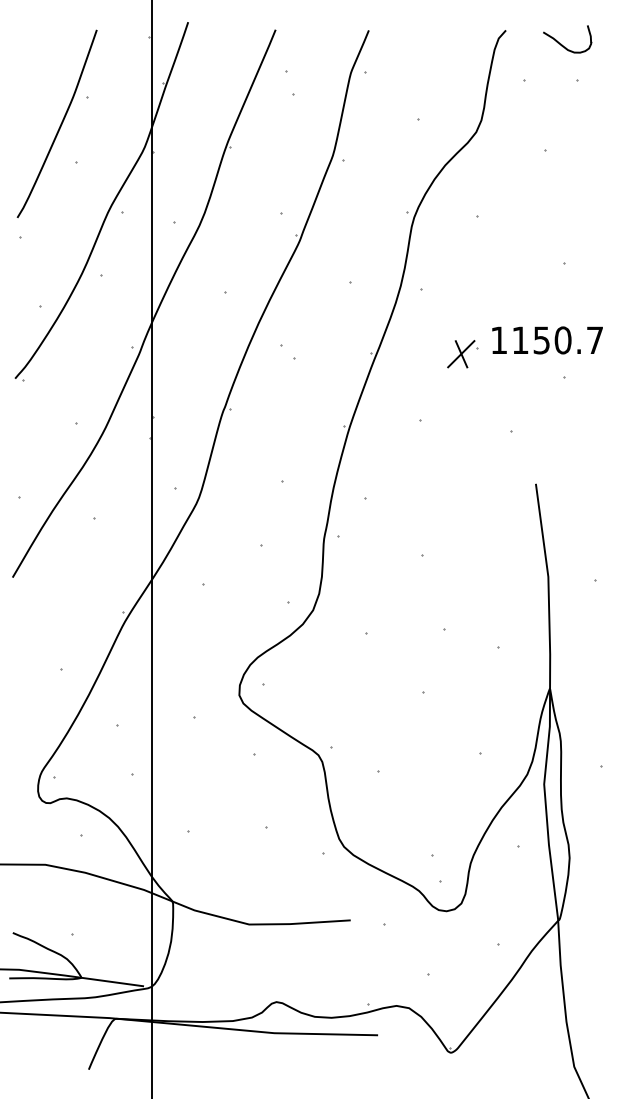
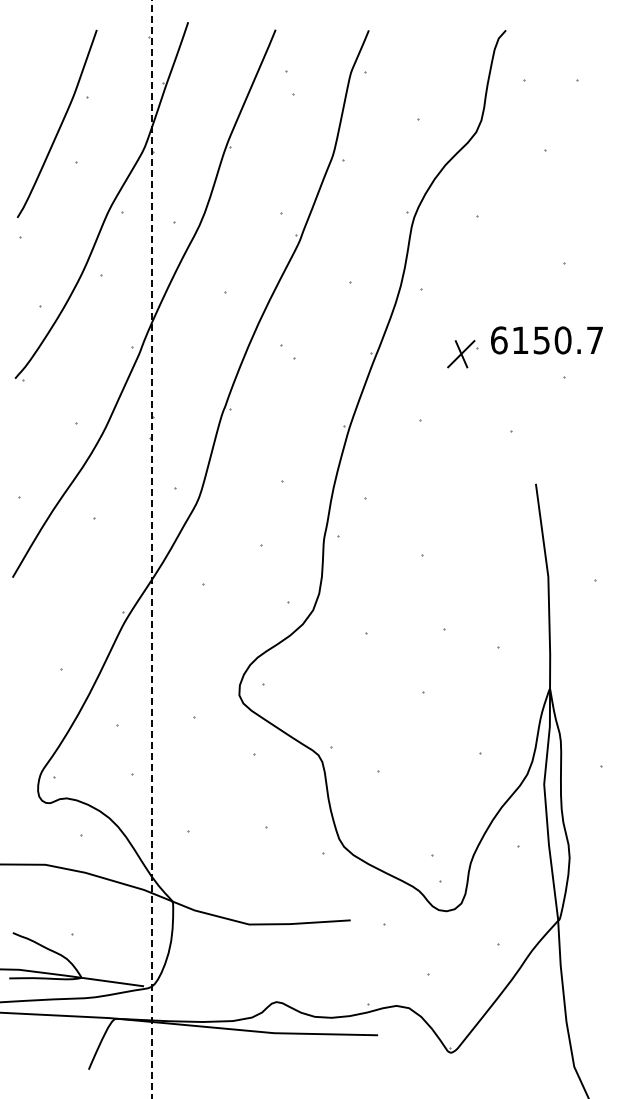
part: present -> none (562, 44)
text: 1150.7 -> 6150.7 (499, 340)
line: solid -> dashed (152, 549)
